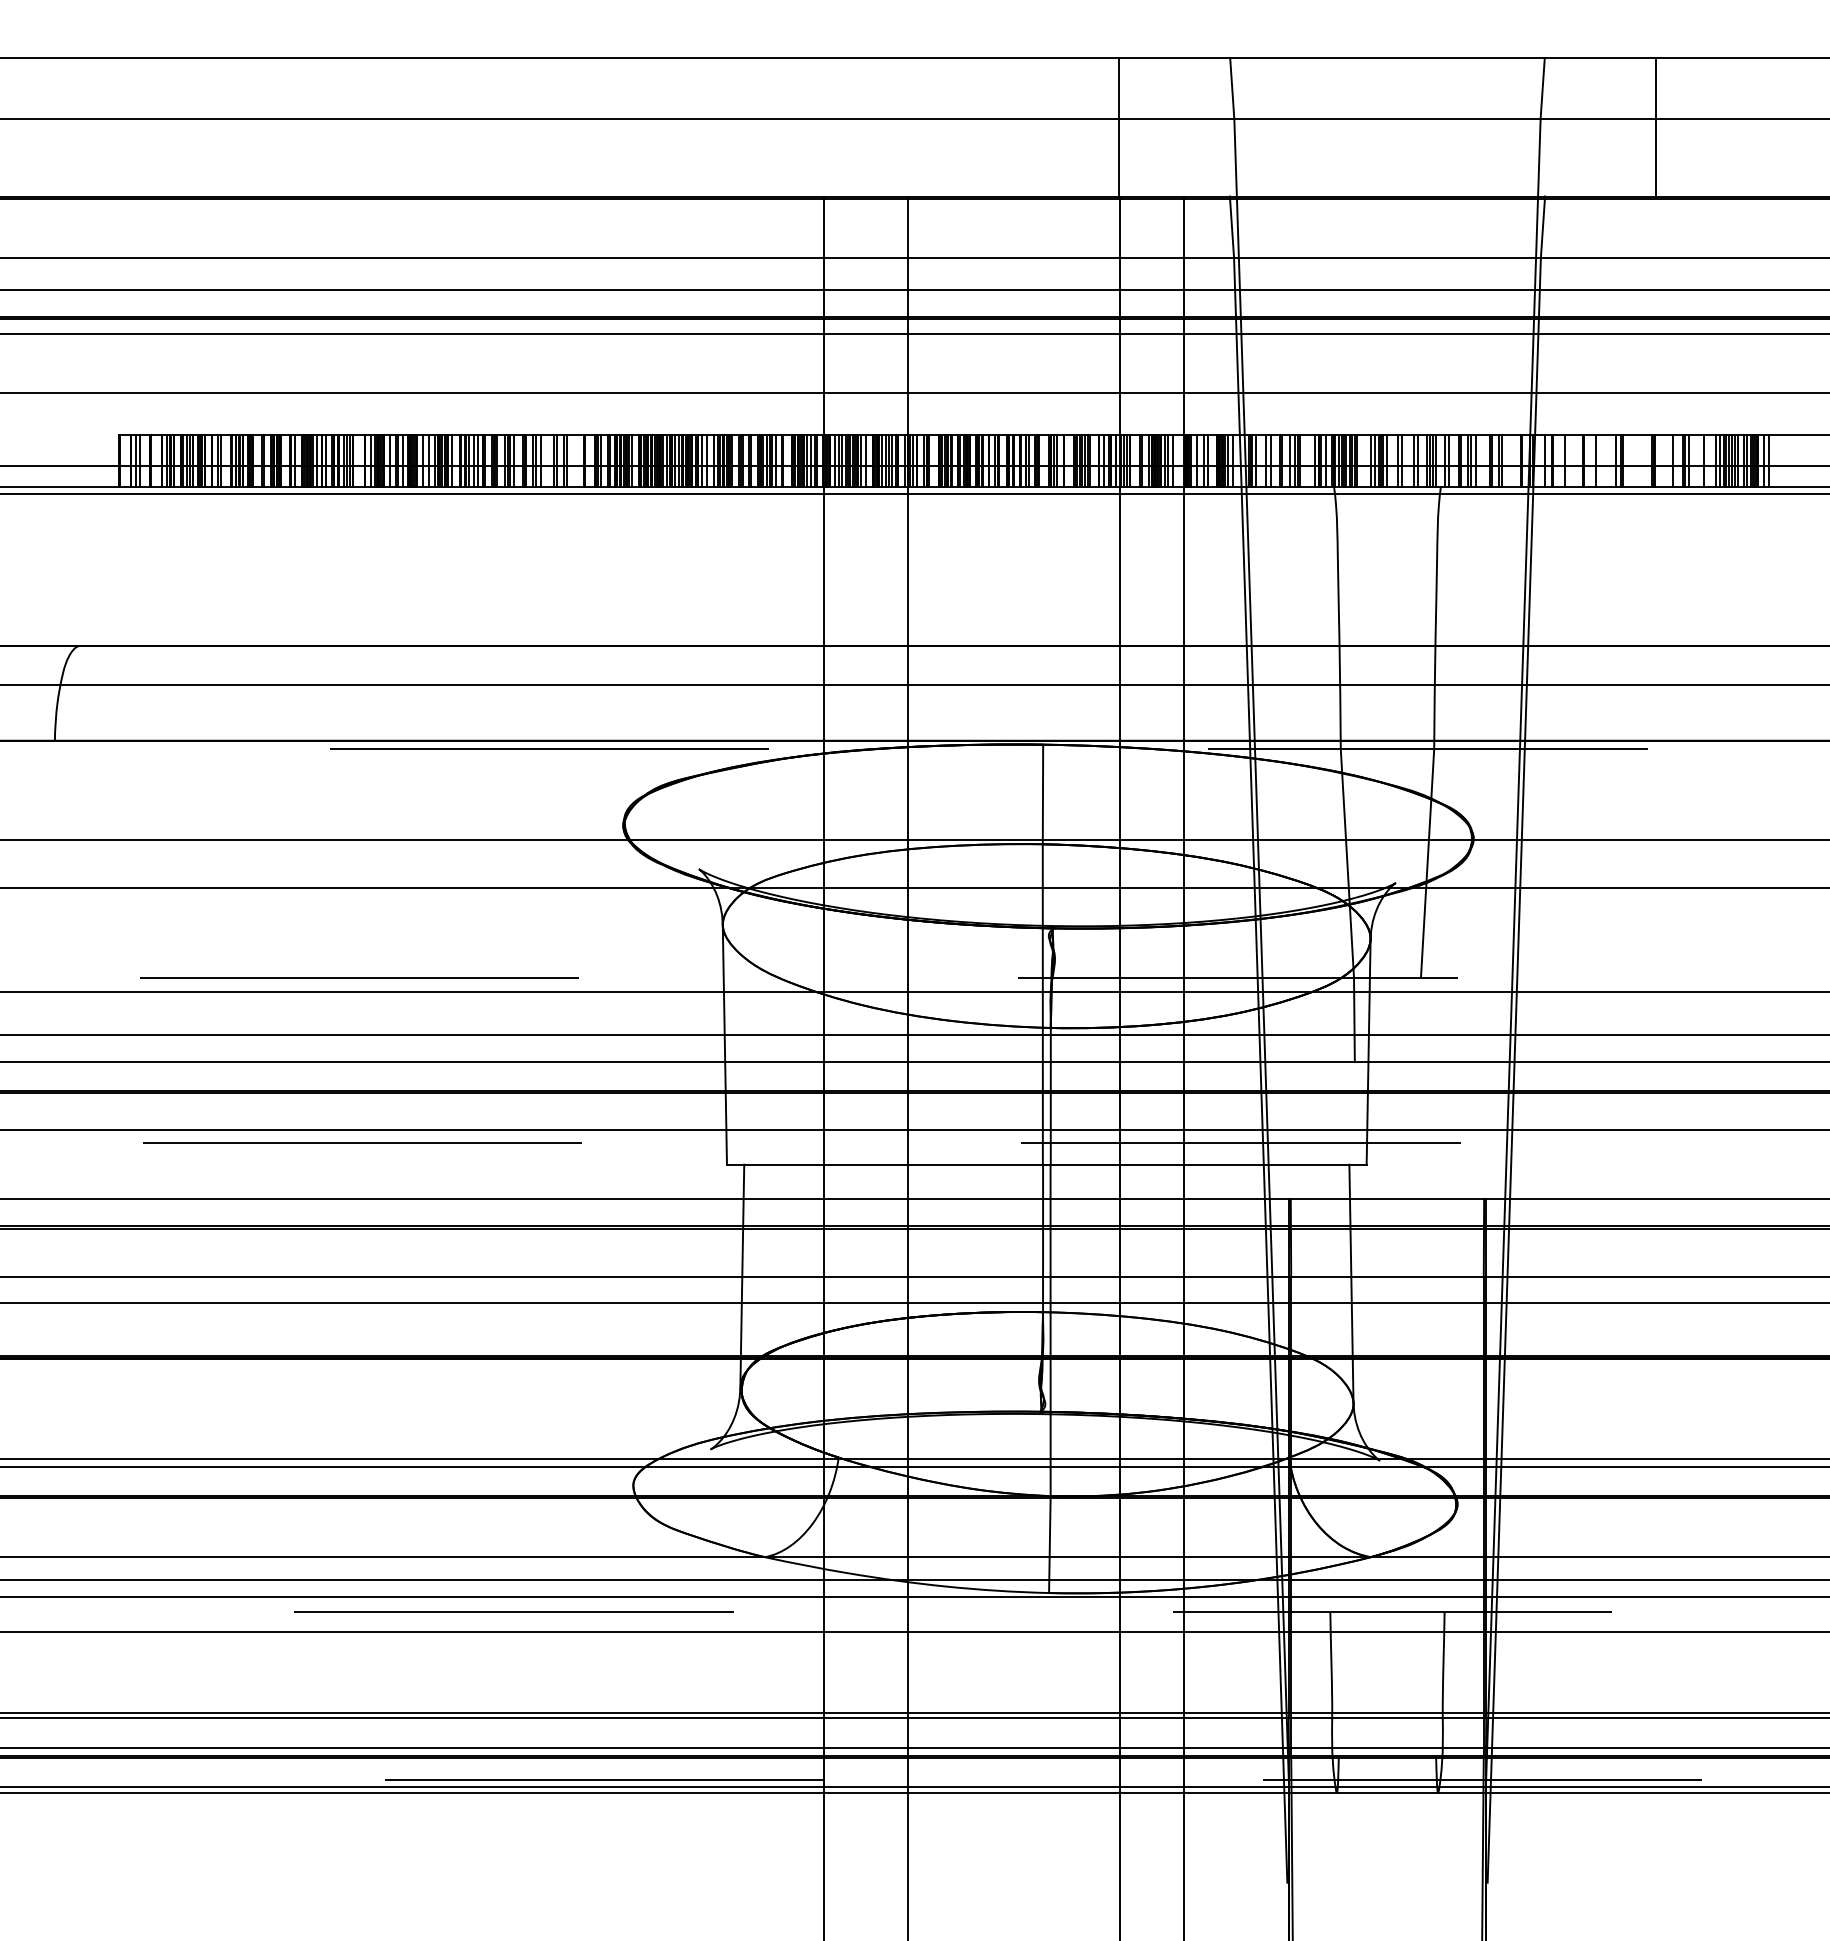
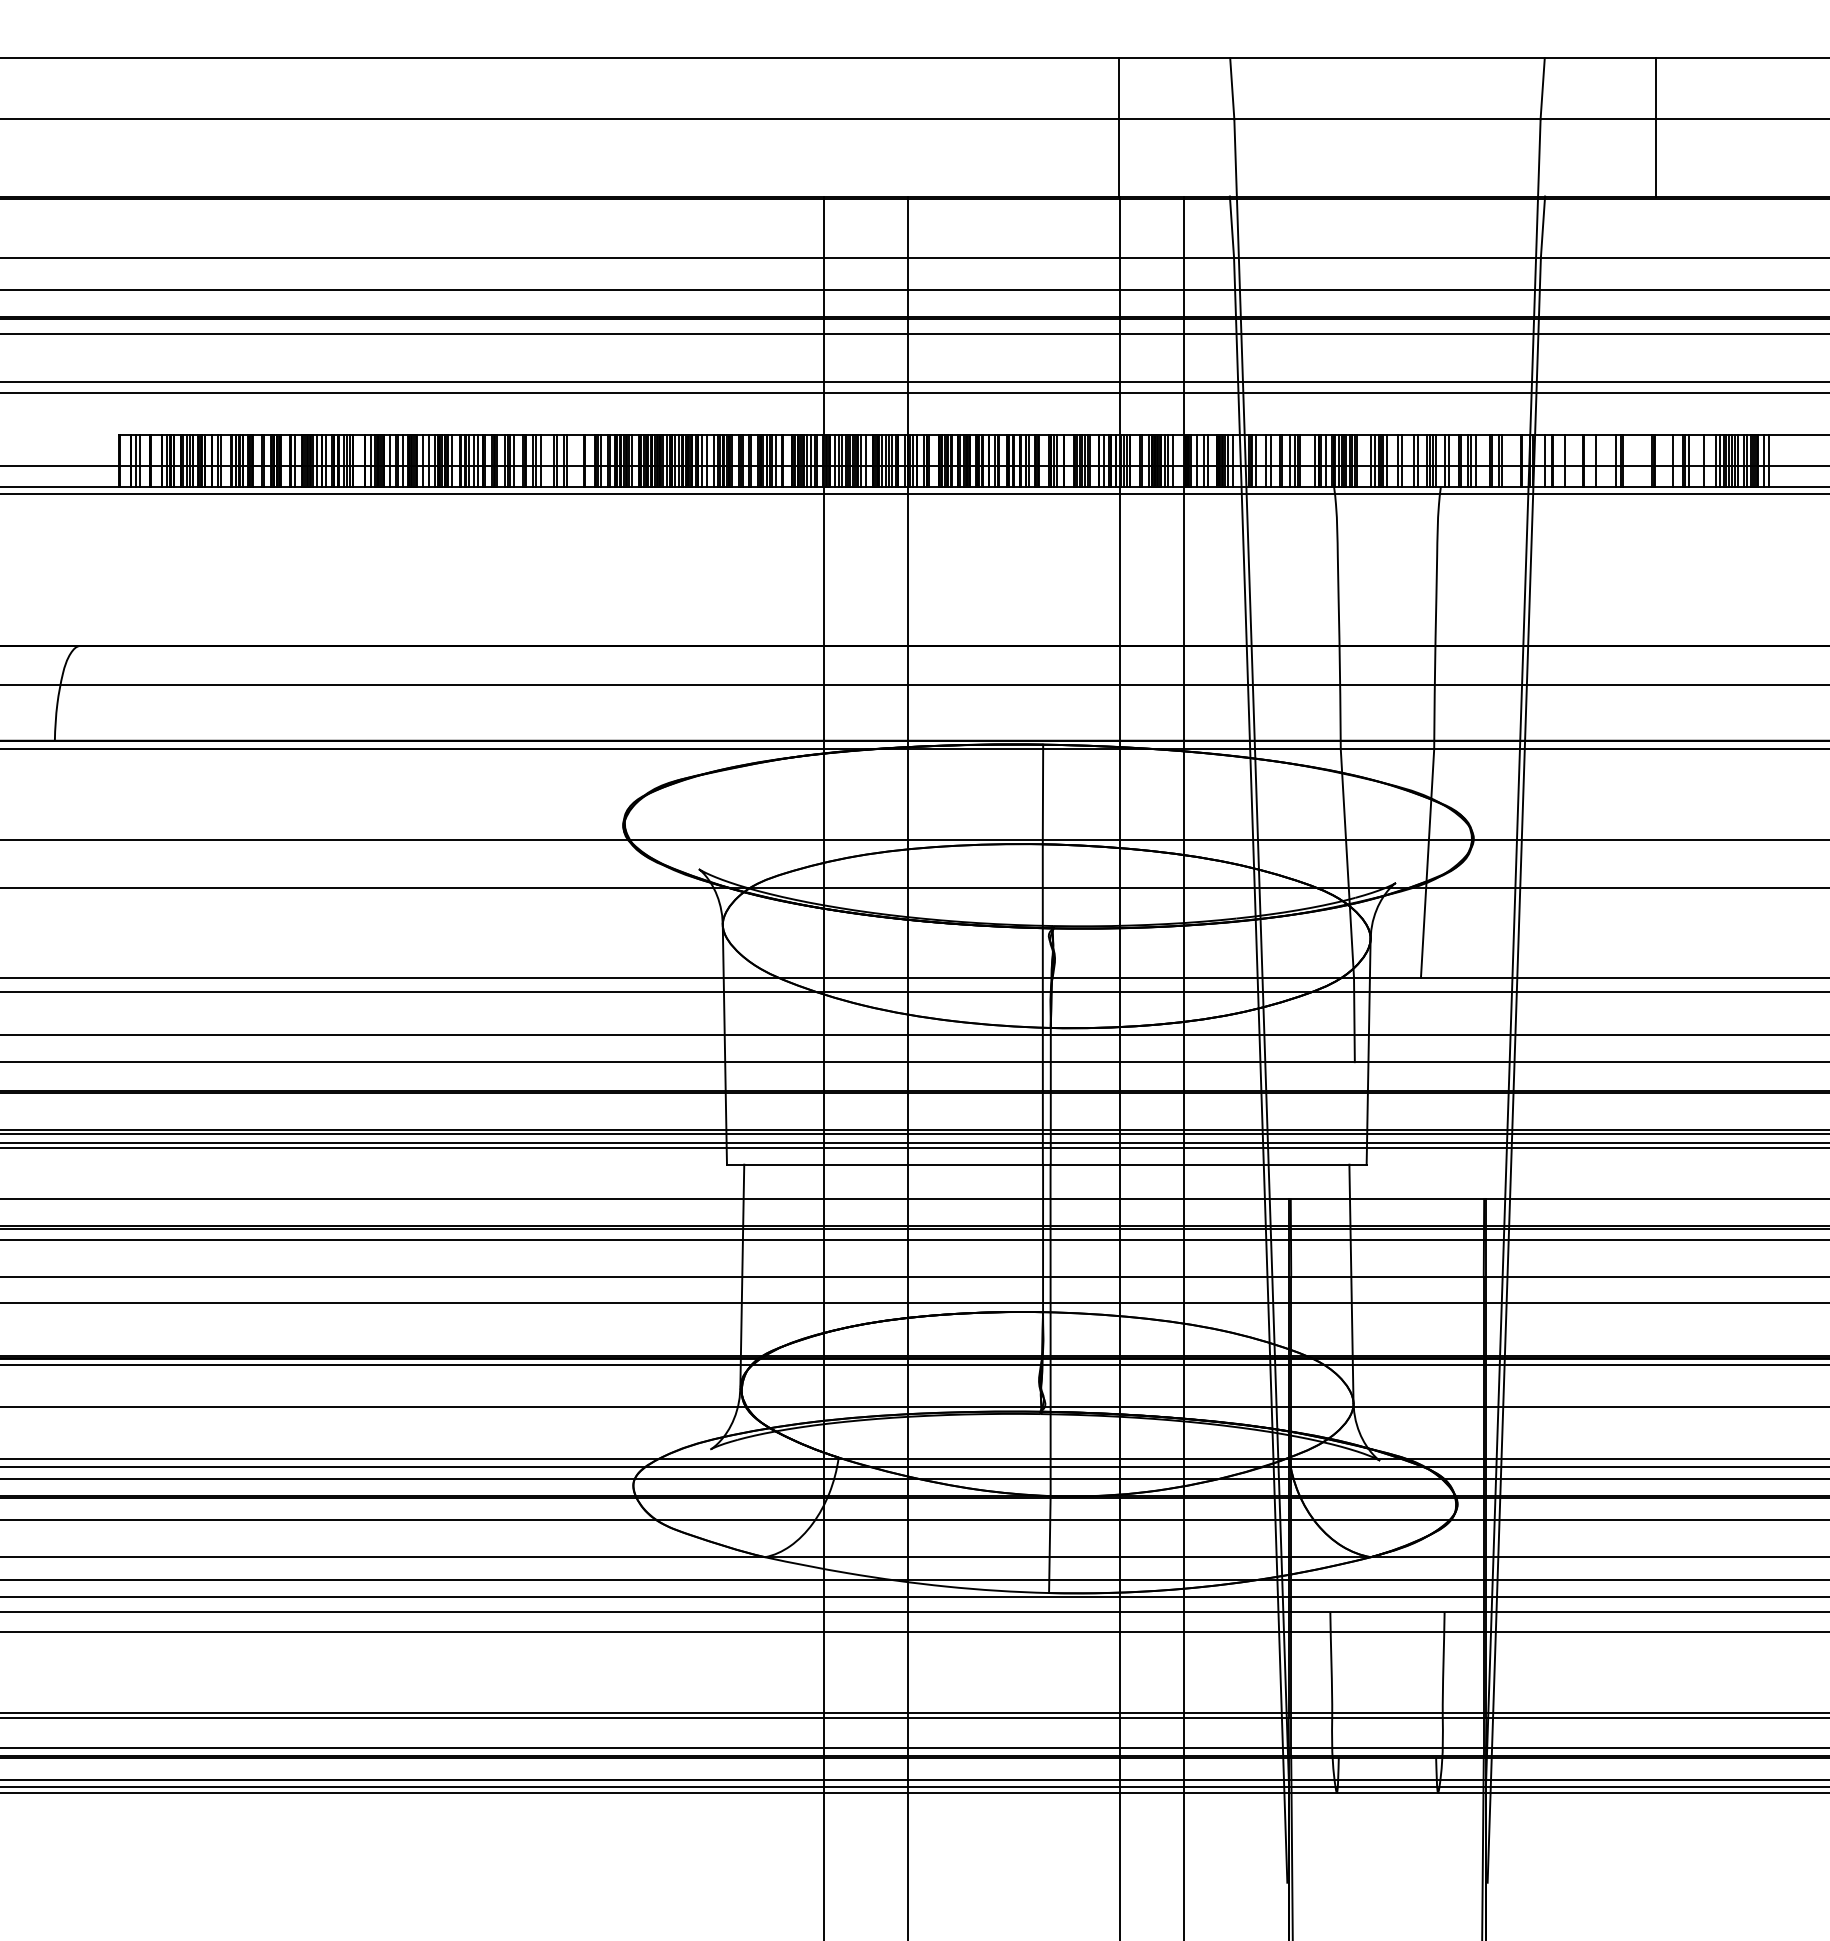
line: none -> present (914, 381)
line: dashed -> solid (915, 749)
line: dashed -> solid (914, 977)
line: none -> present (914, 1134)
line: dashed -> solid (914, 1142)
line: none -> present (914, 1147)
line: none -> present (914, 1240)
line: none -> present (914, 1364)
line: none -> present (914, 1406)
line: none -> present (914, 1478)
line: none -> present (914, 1519)
line: dashed -> solid (914, 1612)
line: dashed -> solid (914, 1779)
